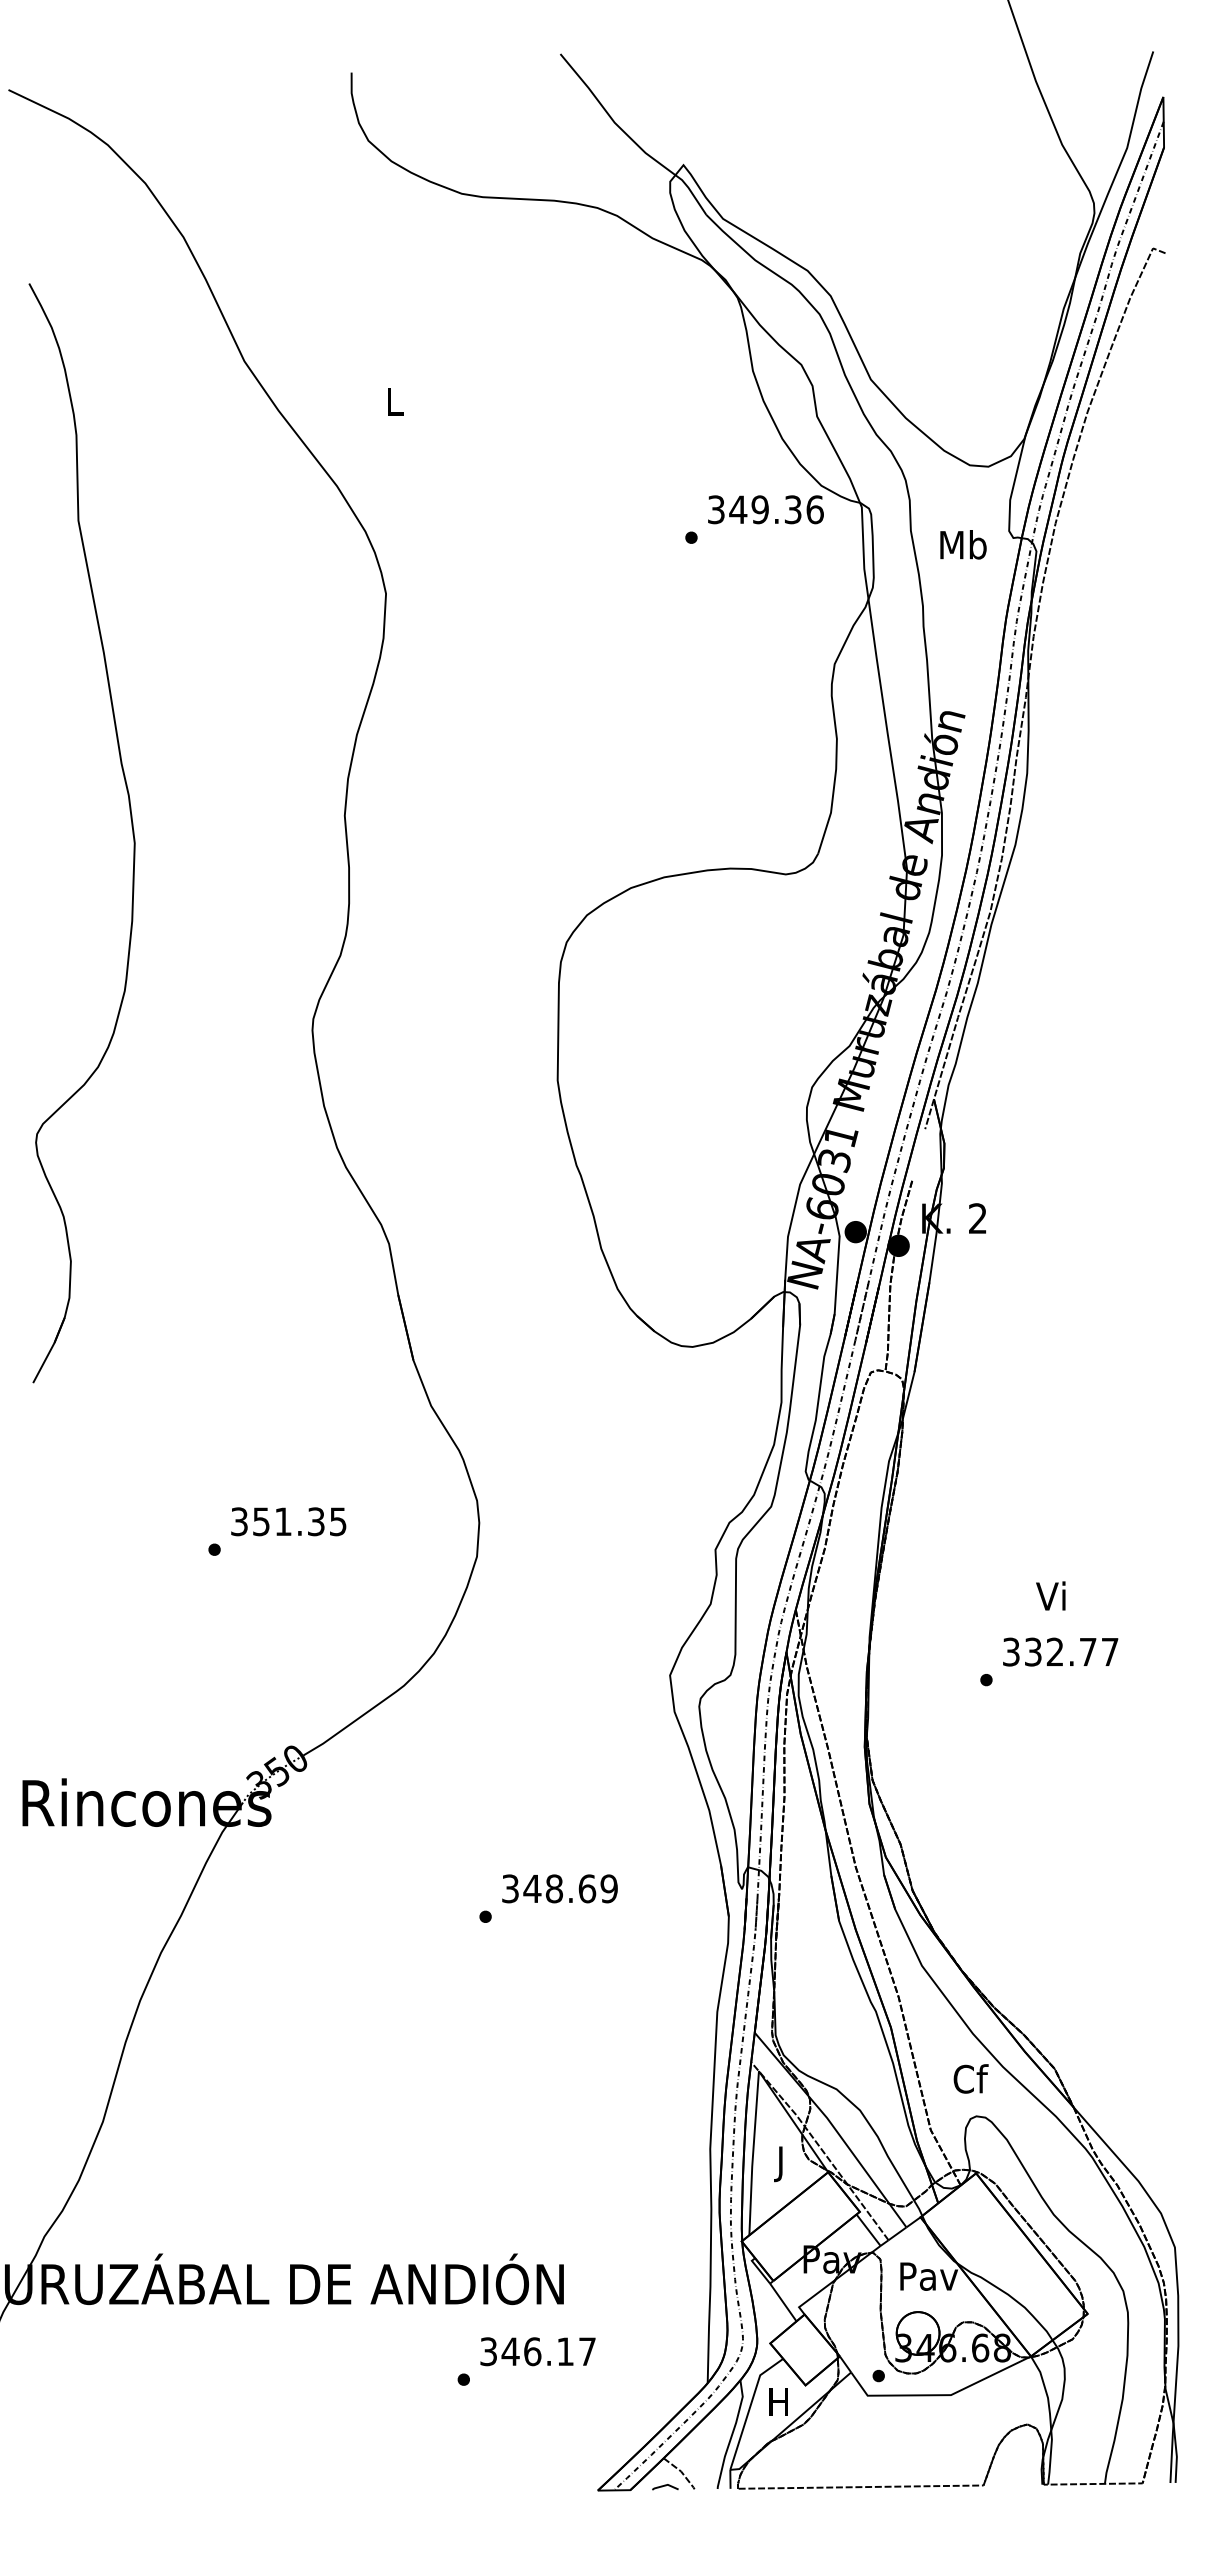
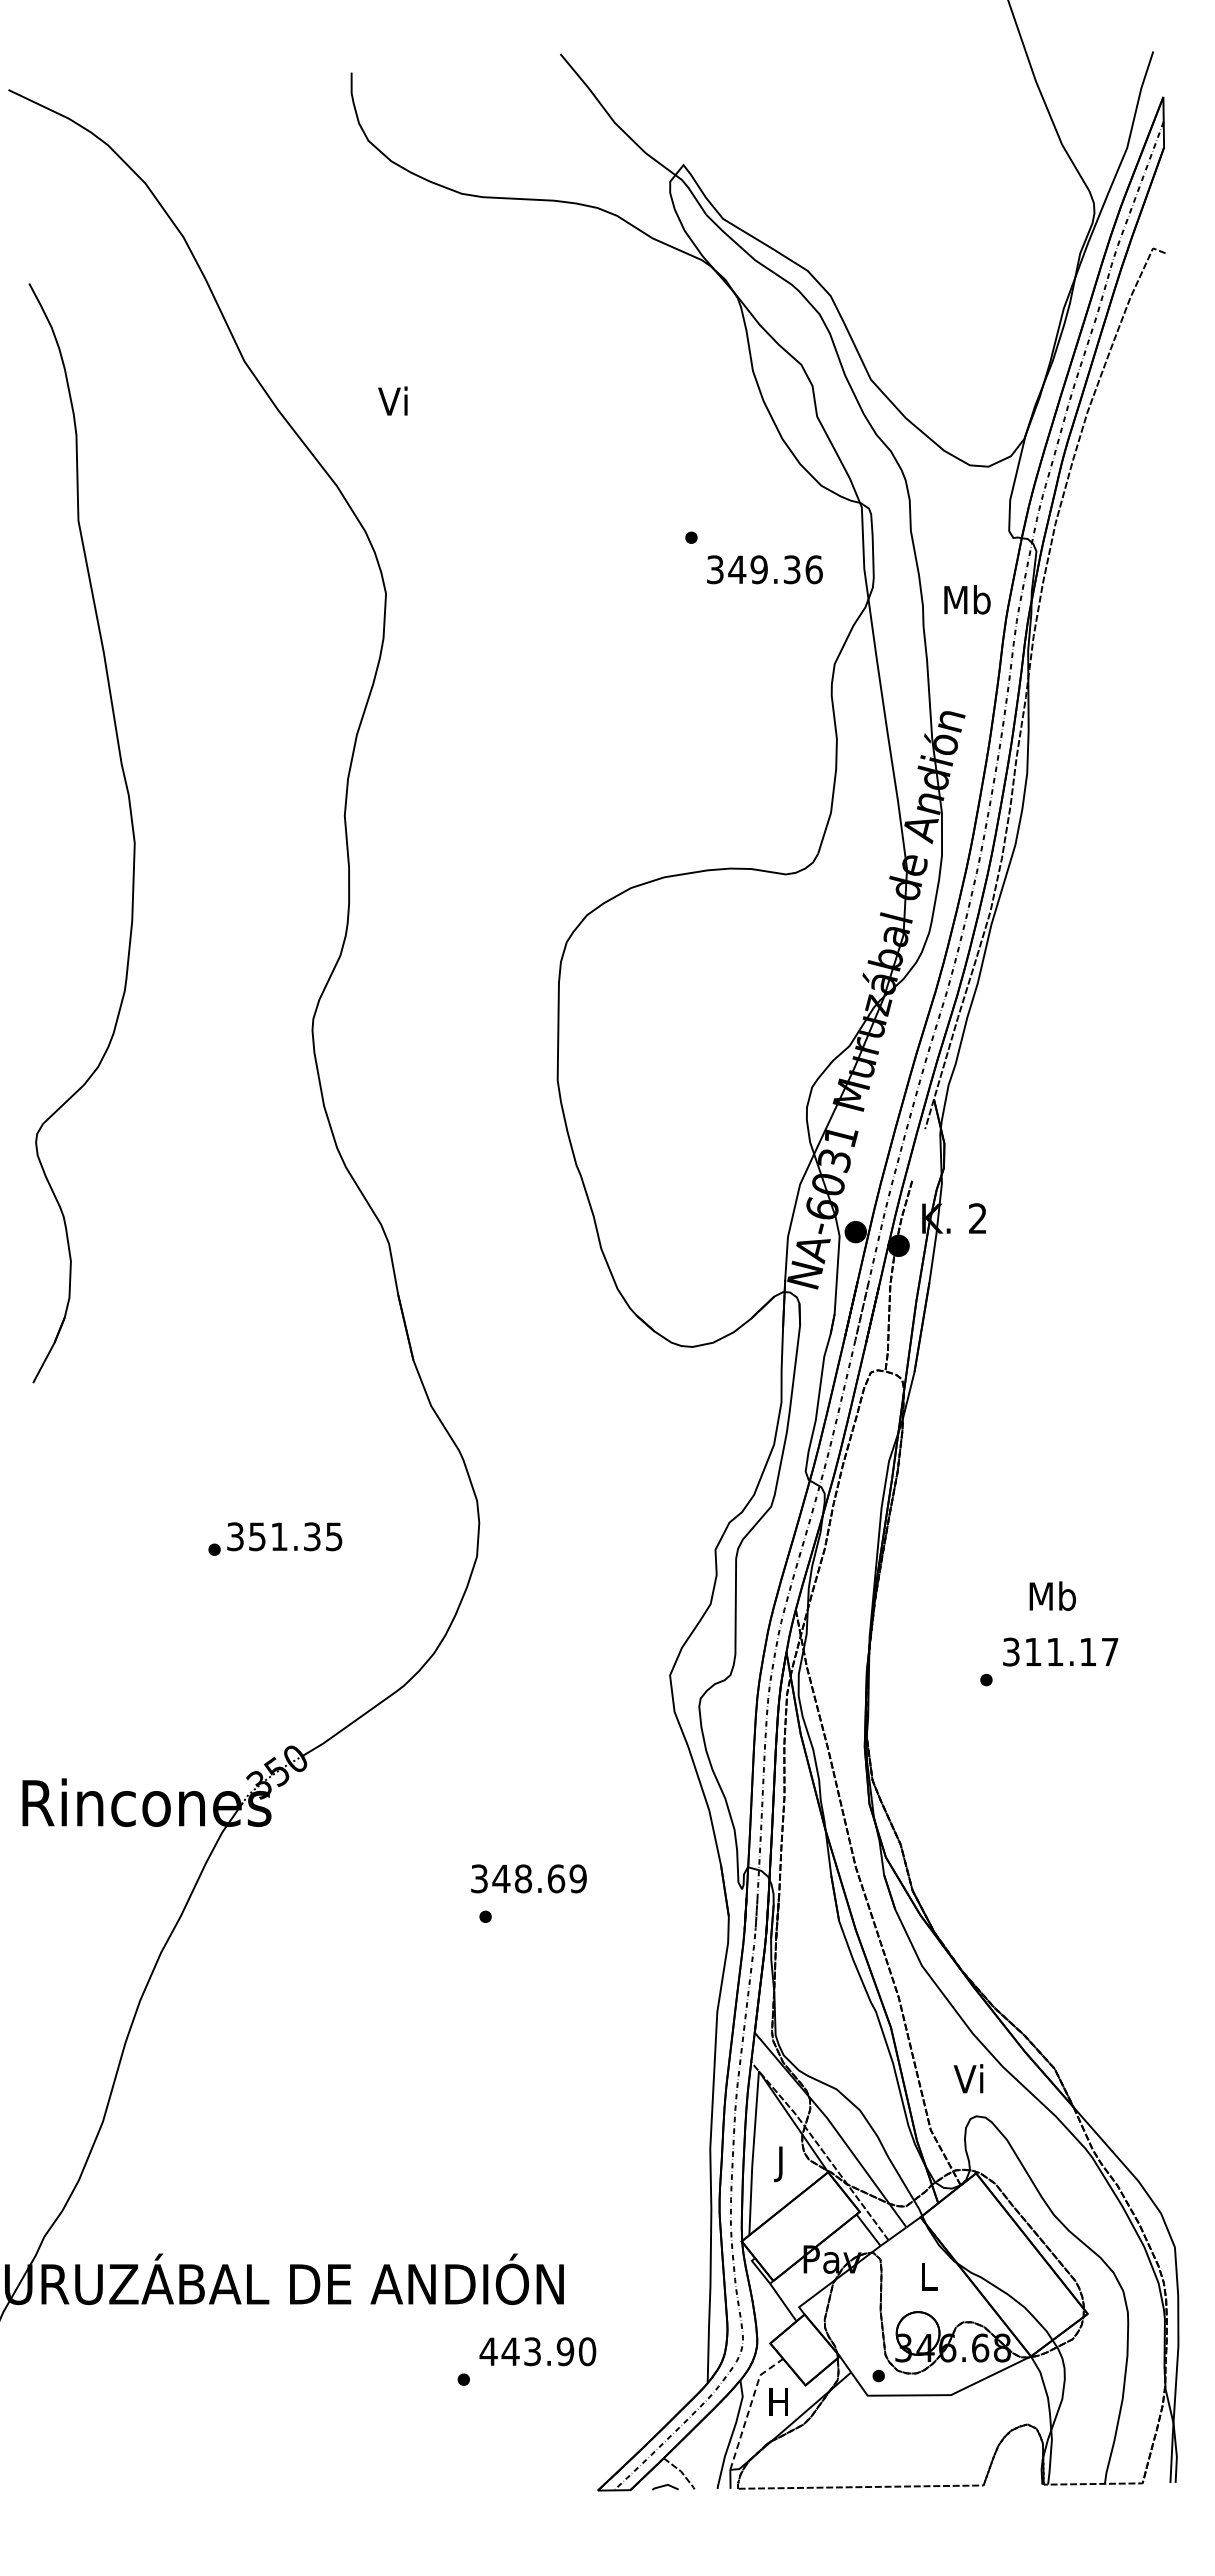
text: L -> Vi (392, 400)
text position: (765, 509) -> (764, 569) (764, 569)
text position: (963, 544) -> (967, 599) (967, 599)
text position: (288, 1521) -> (284, 1536) (284, 1536)
text: Vi -> Mb (1052, 1595)
text: 332.77 -> 311.17 (1060, 1651)
text position: (559, 1888) -> (528, 1878) (528, 1878)
text: Cf -> Vi (970, 2078)
text: Pav -> L (929, 2276)
text: 346.17 -> 443.90 (537, 2351)
line: solid -> dashed (749, 2408)
